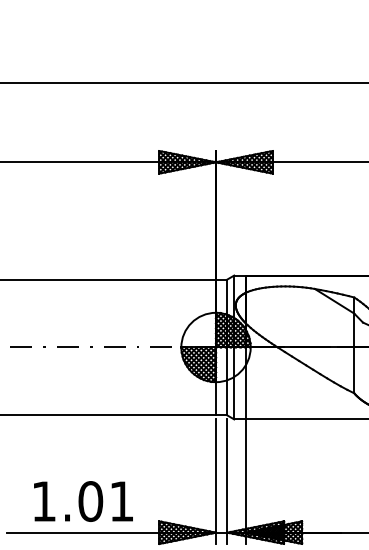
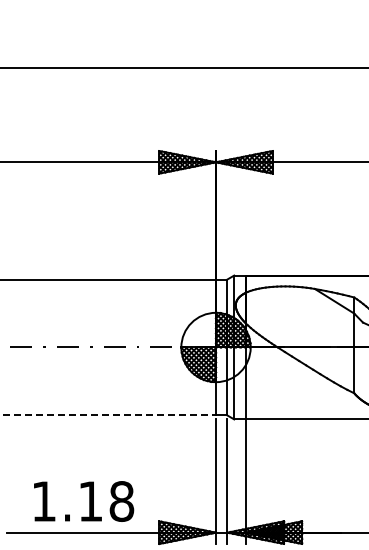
line position: (183, 83) -> (183, 68) (183, 68)
line: solid -> dashed (108, 415)
text: 1.01 -> 1.18 (106, 501)
